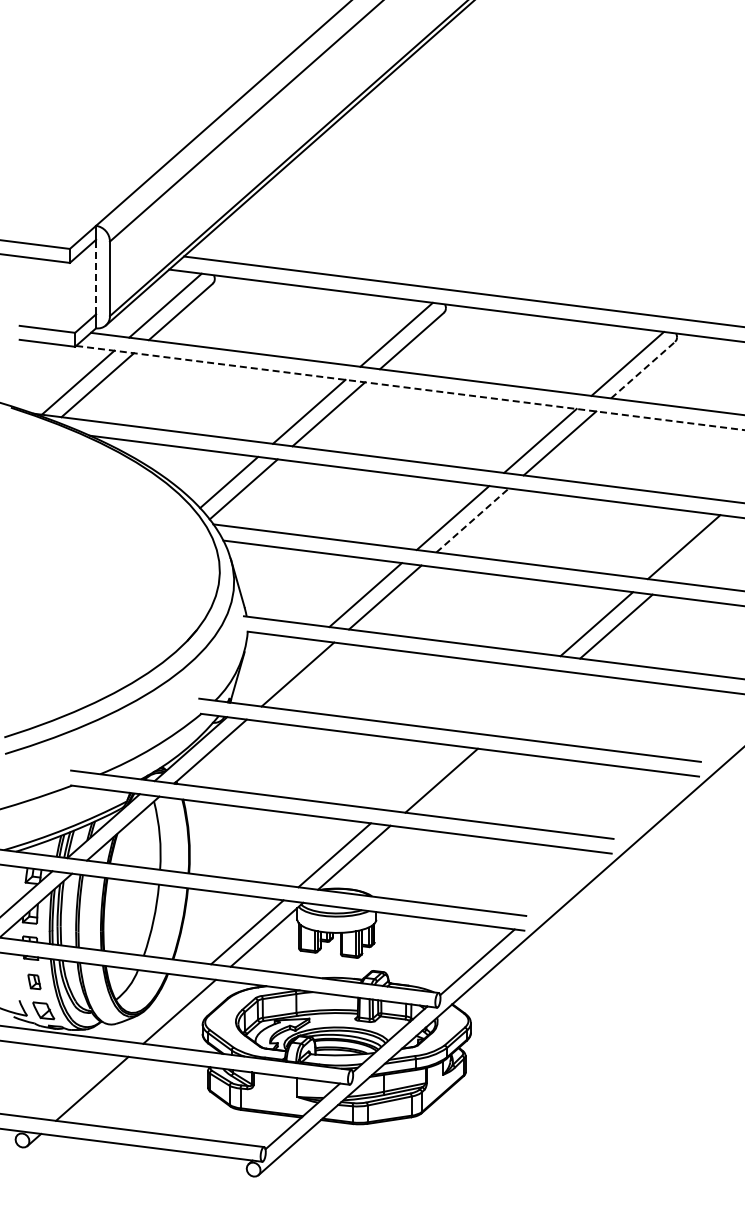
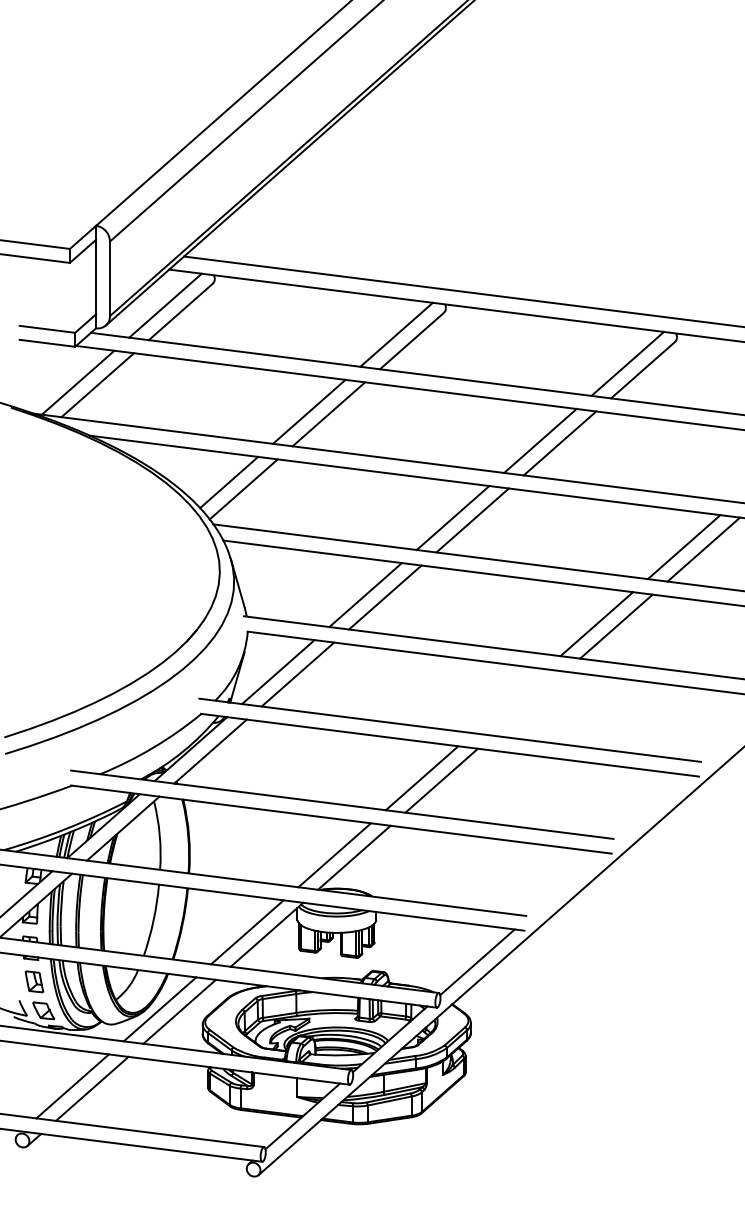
line: dashed -> solid (96, 276)
line: dashed -> solid (643, 370)
line: dashed -> solid (410, 388)
line: dashed -> solid (473, 520)
line: none -> present (703, 549)
line: none -> present (278, 672)
line: none -> present (421, 778)
part size: 15x18 px -> 21x24 px (34, 981)
line: none -> present (159, 1009)
line: none -> present (72, 1086)
